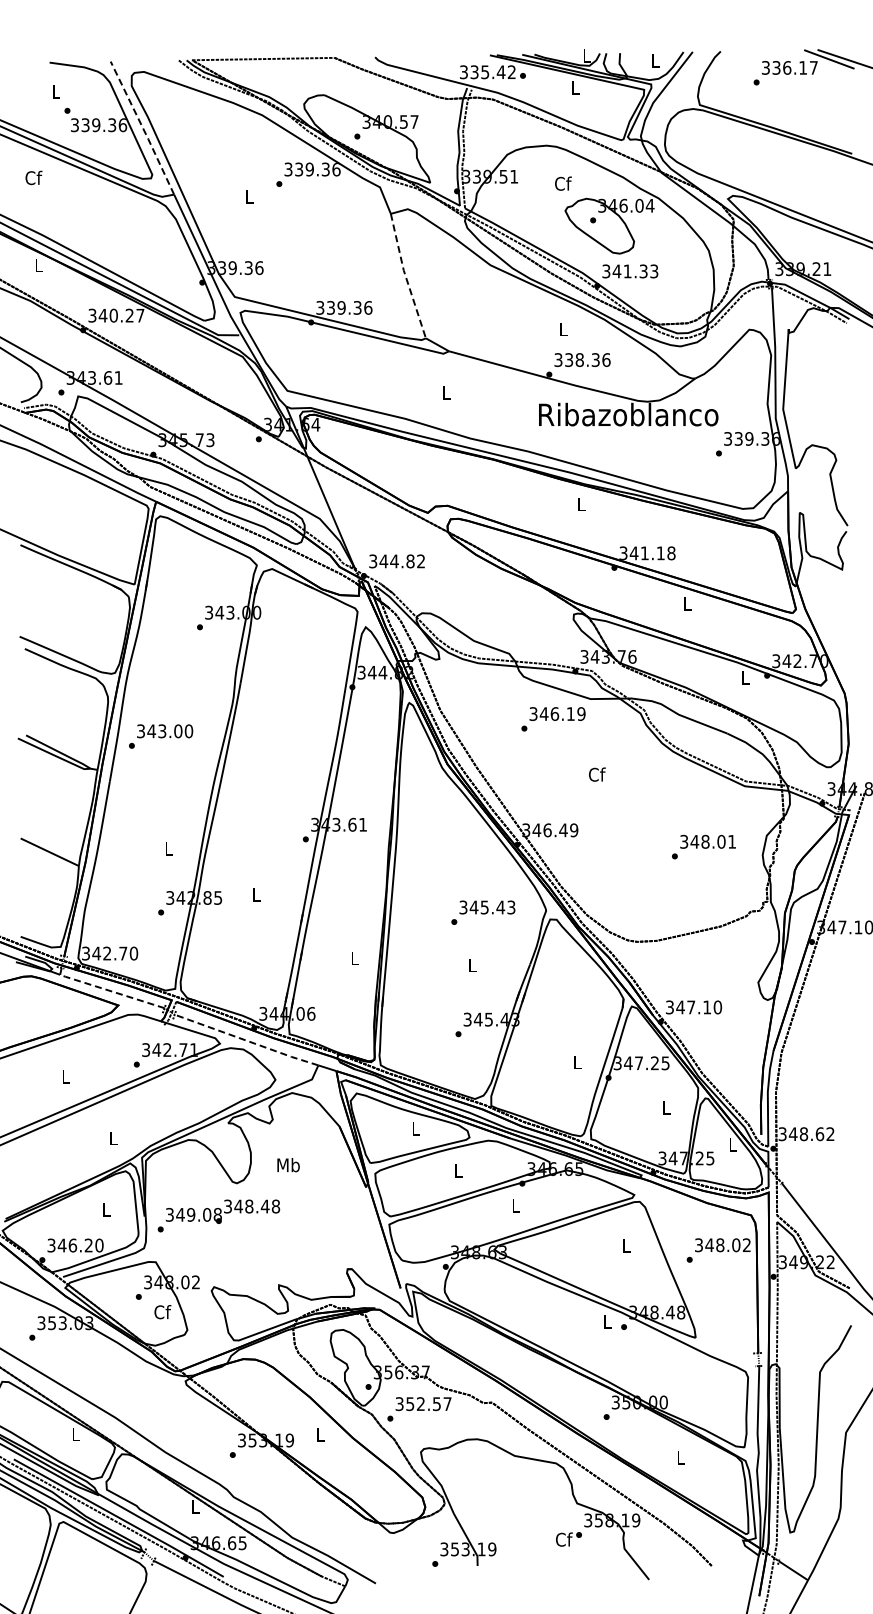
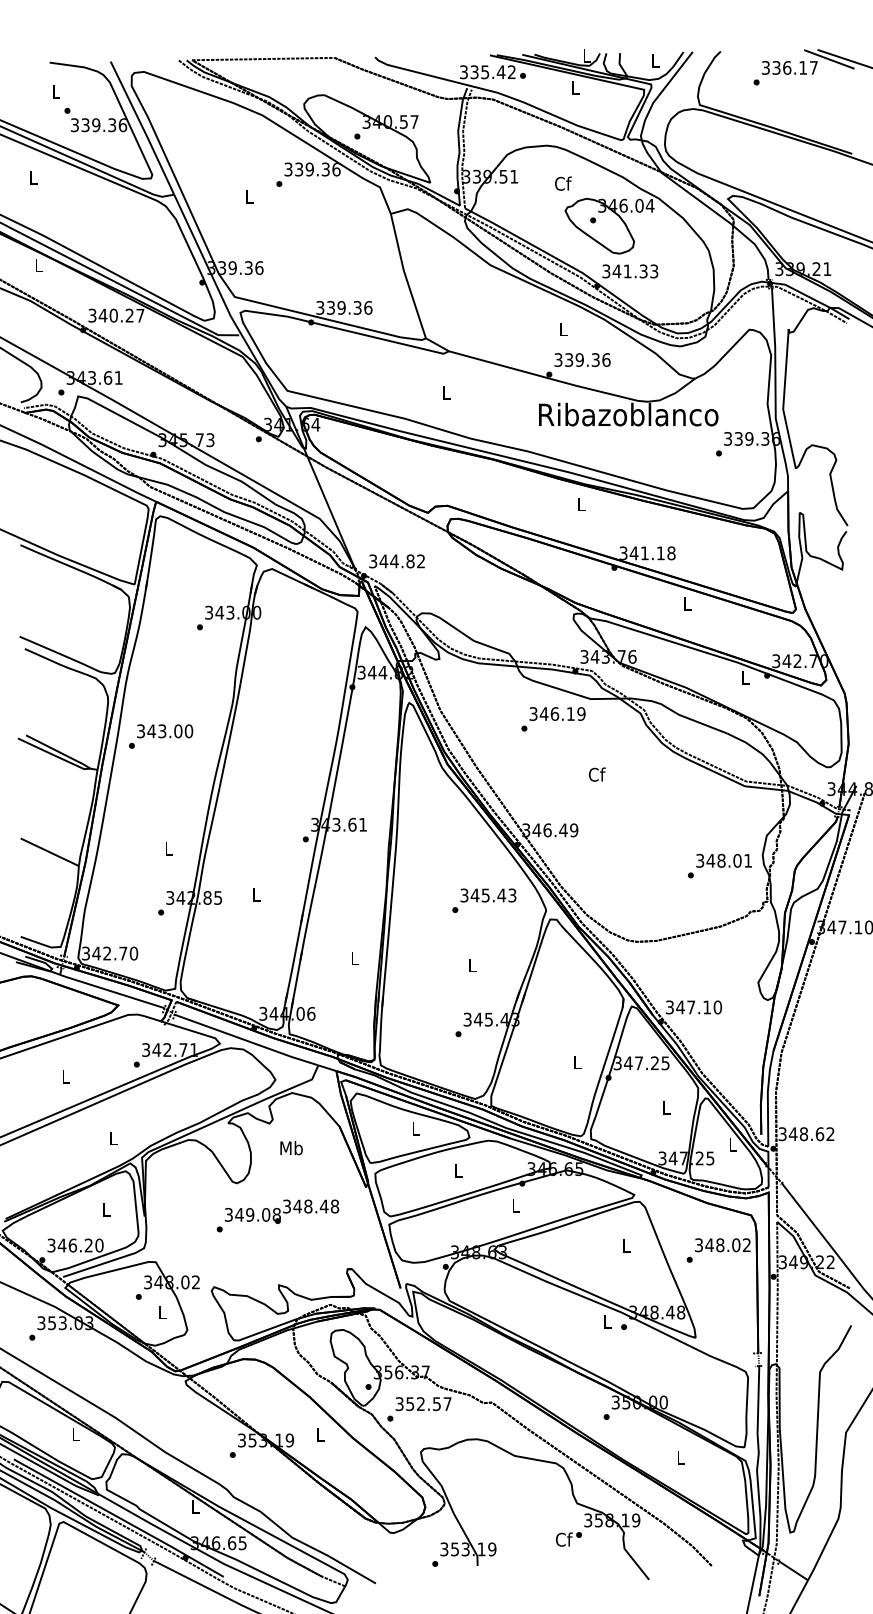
line: dashed -> solid (143, 128)
text: Cf -> L (33, 177)
line: dashed -> solid (405, 276)
text: 338.36 -> 339.36 (579, 359)
text position: (703, 846) -> (719, 865) (719, 865)
text position: (483, 912) -> (484, 900) (484, 900)
line: dashed -> solid (111, 991)
line: dashed -> solid (246, 1040)
text position: (288, 1165) -> (291, 1148) (291, 1148)
text position: (218, 1215) -> (277, 1215) (277, 1215)
text: Cf -> L (162, 1312)
